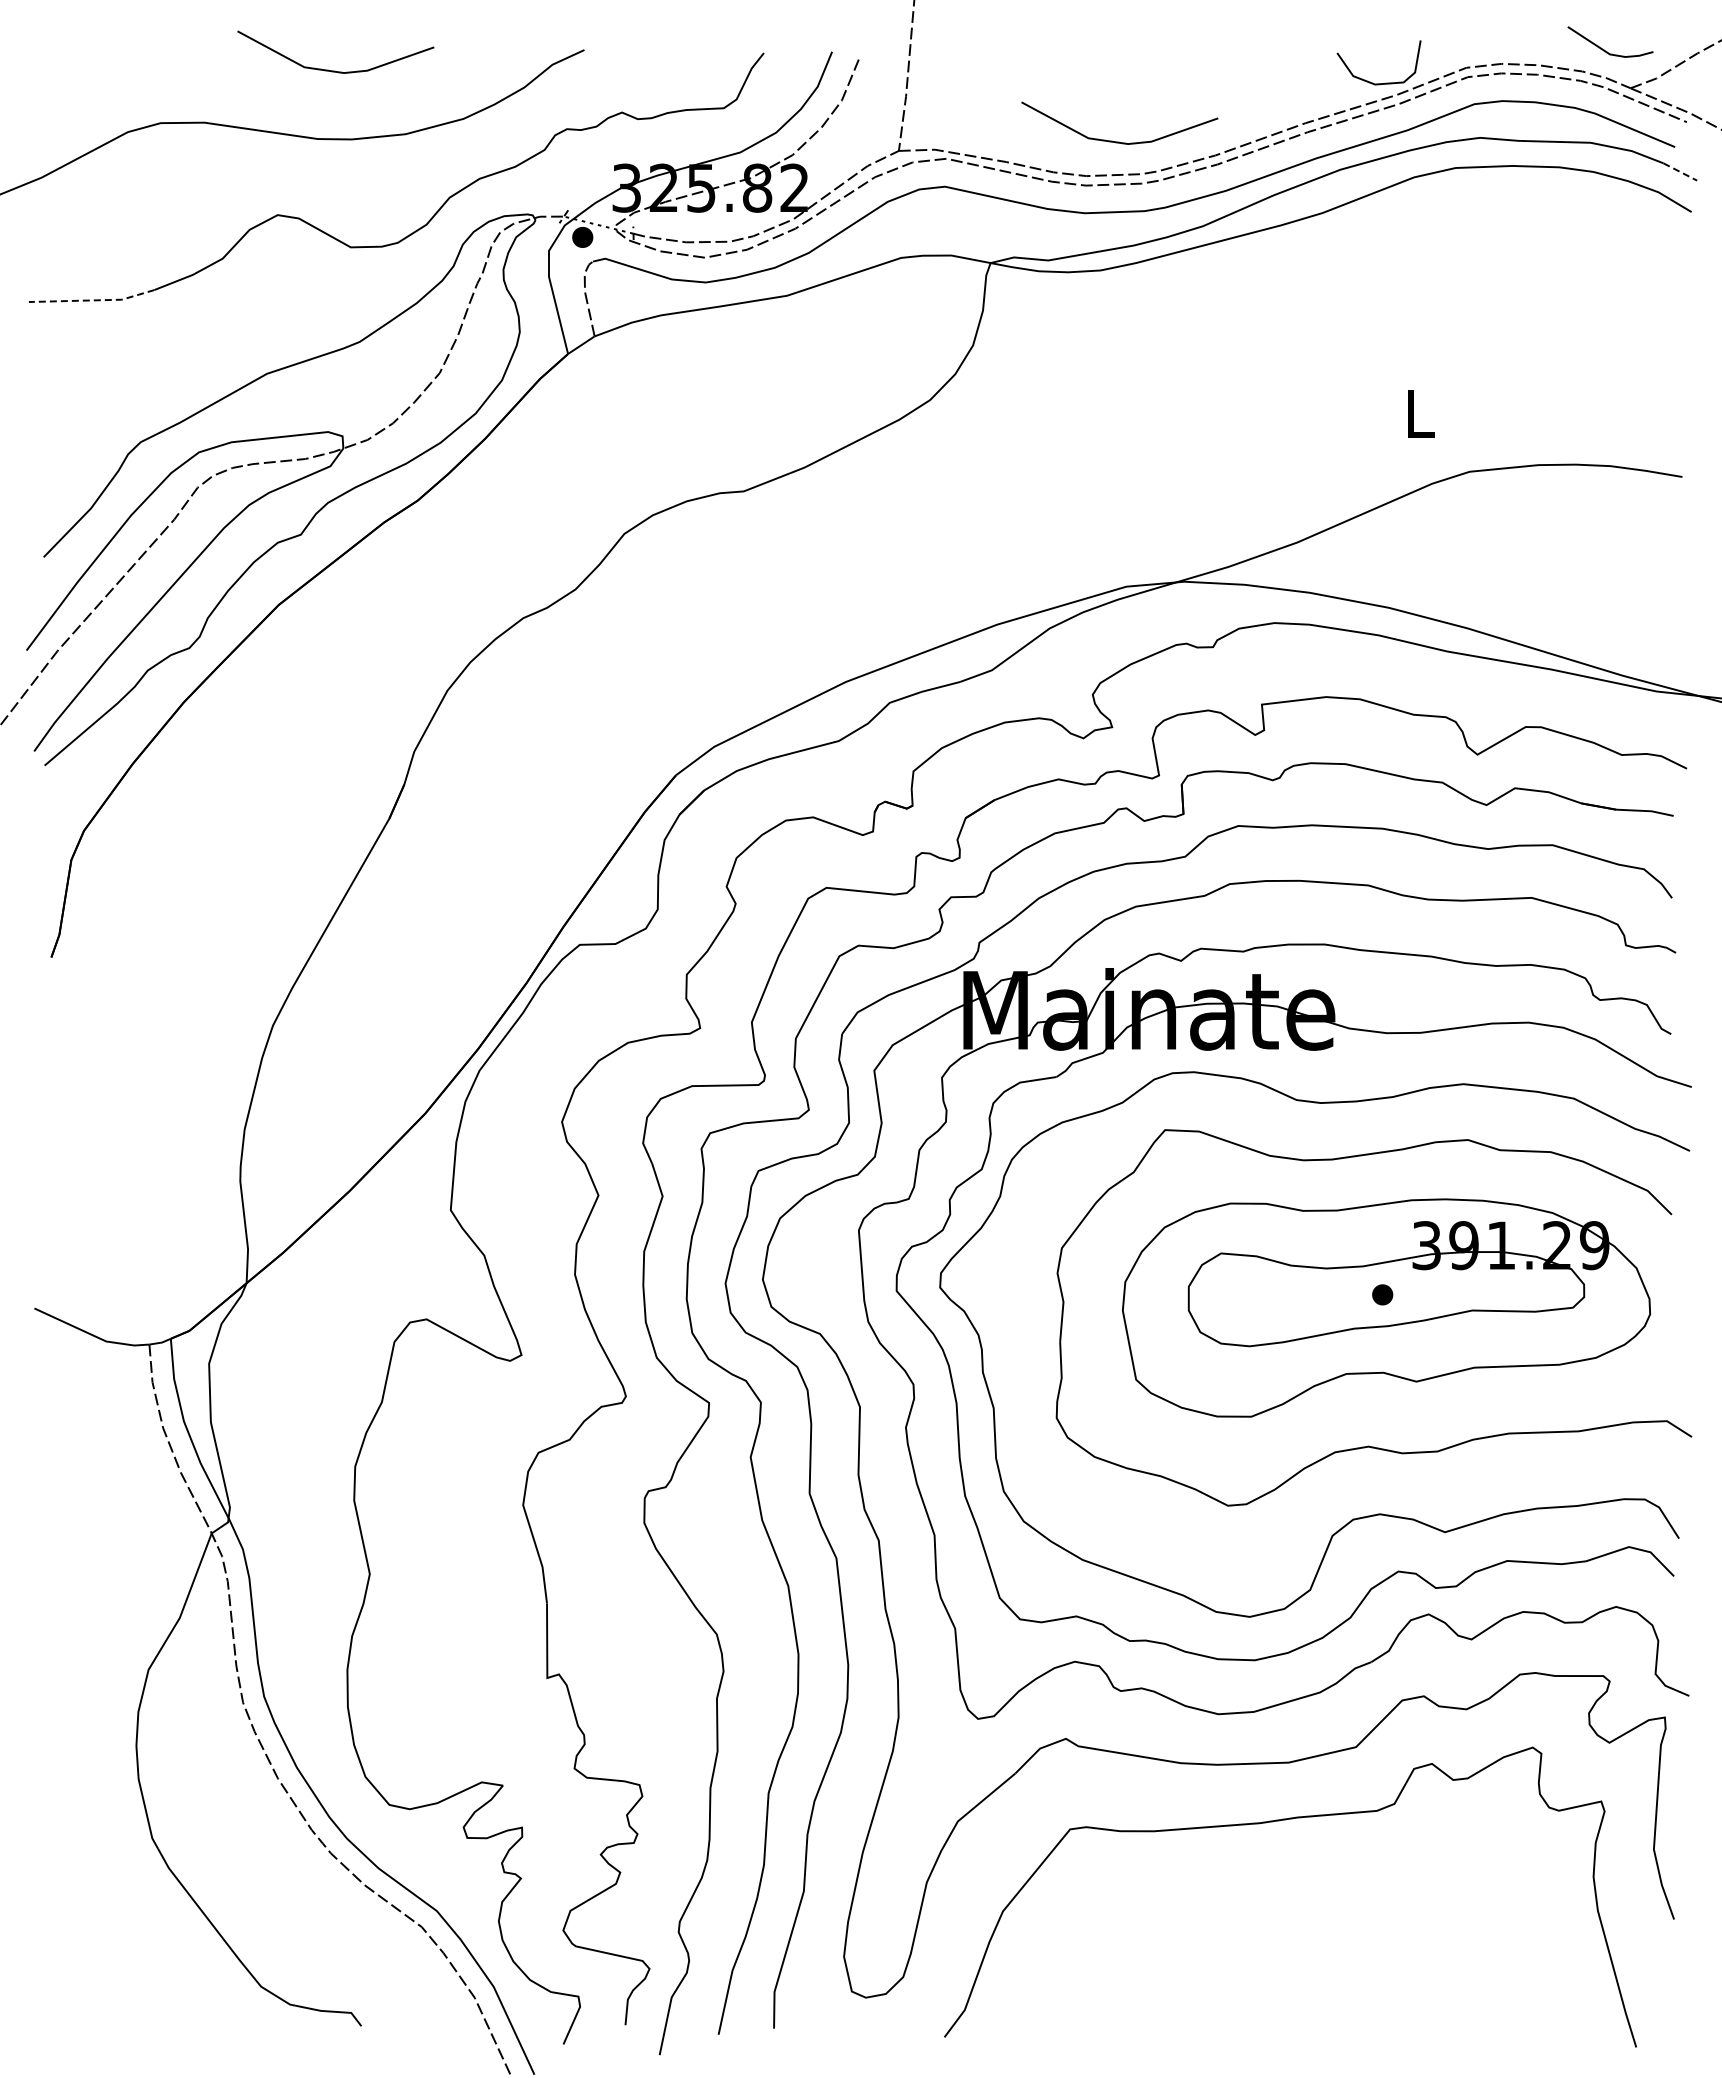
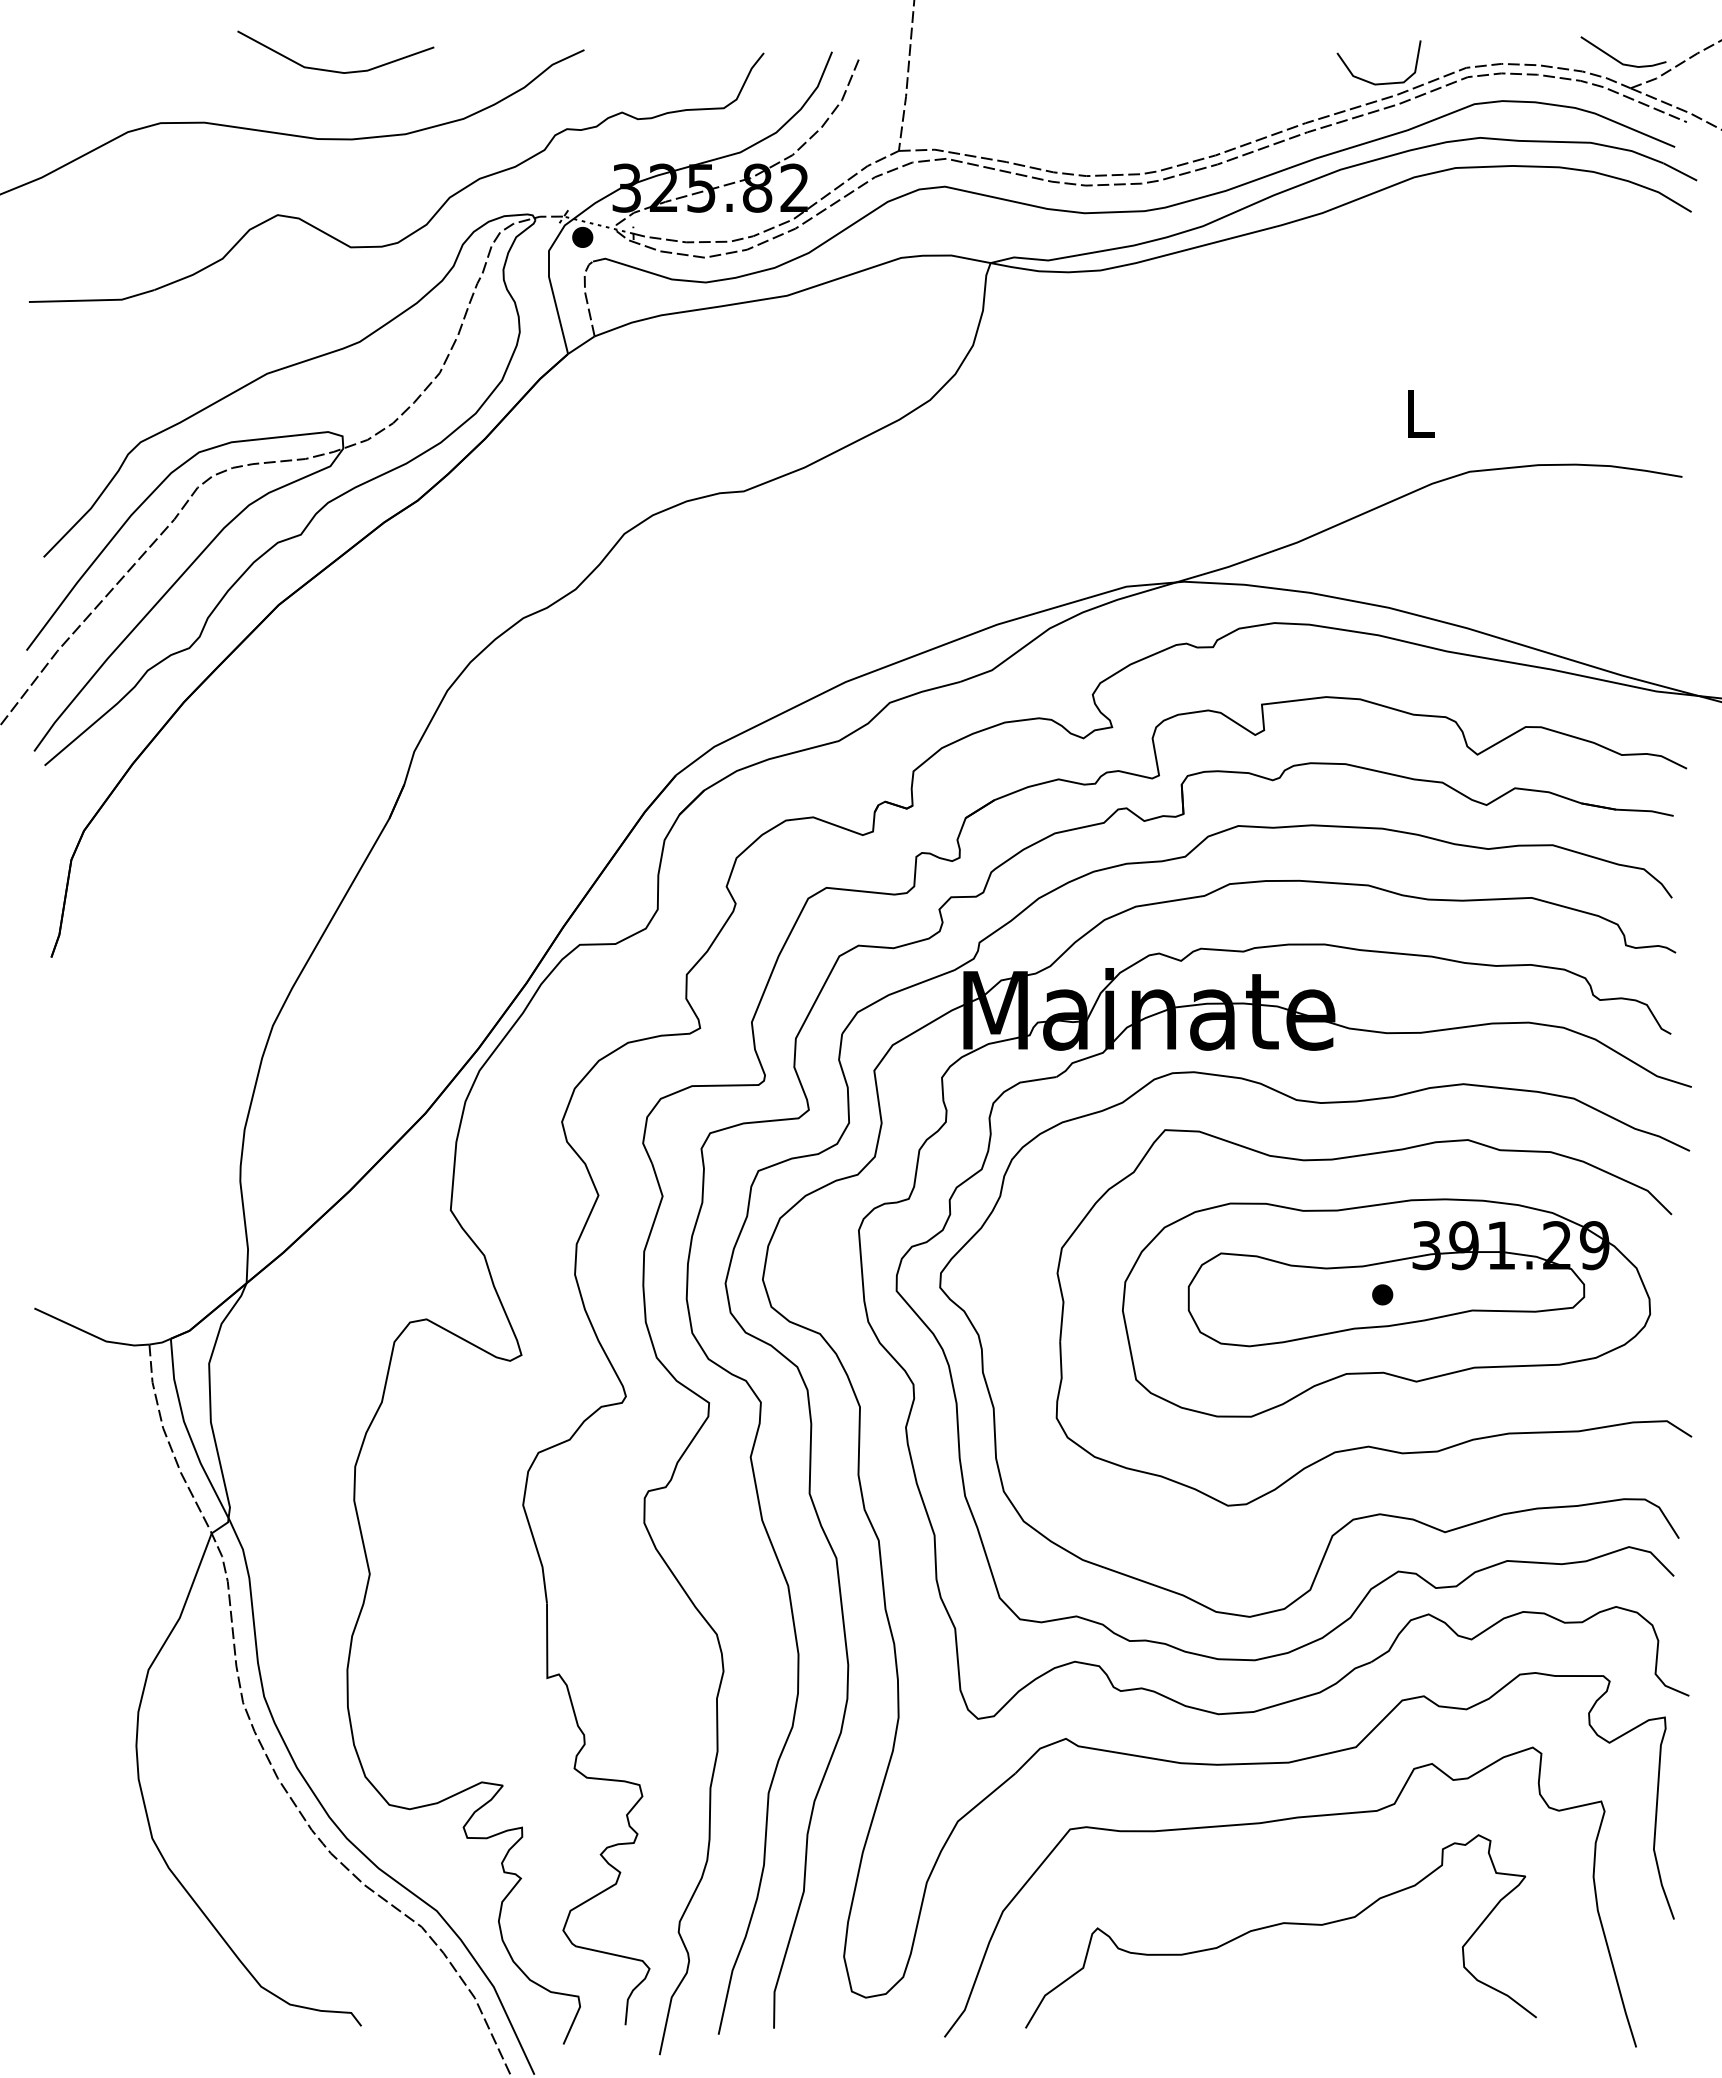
line position: (1604, 49) -> (1617, 59) (1617, 59)
line: present -> none (1119, 141)
line: dashed -> solid (1680, 171)
line: dashed -> solid (92, 300)
curve: none -> present (1279, 1925)
